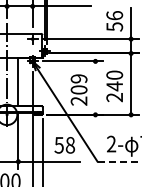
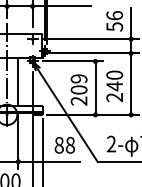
line: none -> present (95, 87)
text: 58 -> 88 (58, 145)
line: dashed -> solid (119, 161)
